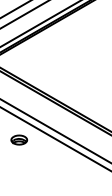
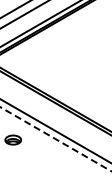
part position: (19, 139) -> (13, 139) (13, 139)
line: solid -> dashed (56, 139)
